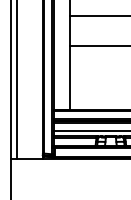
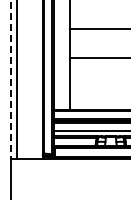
line position: (98, 15) -> (98, 28) (98, 28)
line position: (98, 45) -> (98, 57) (98, 57)
line: solid -> dashed (10, 79)
